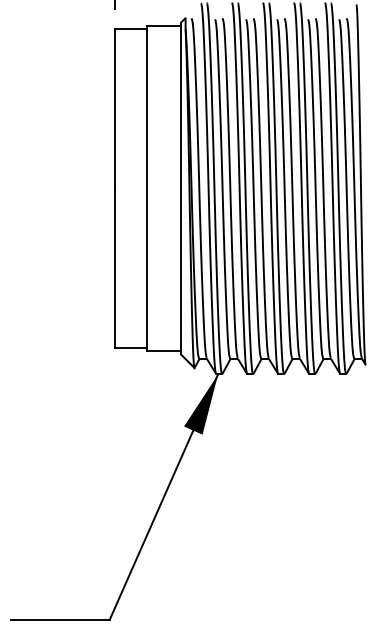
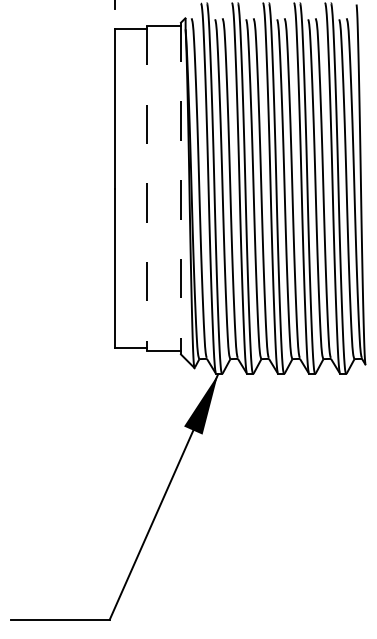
line: solid -> dashed (146, 188)
line: solid -> dashed (181, 188)
